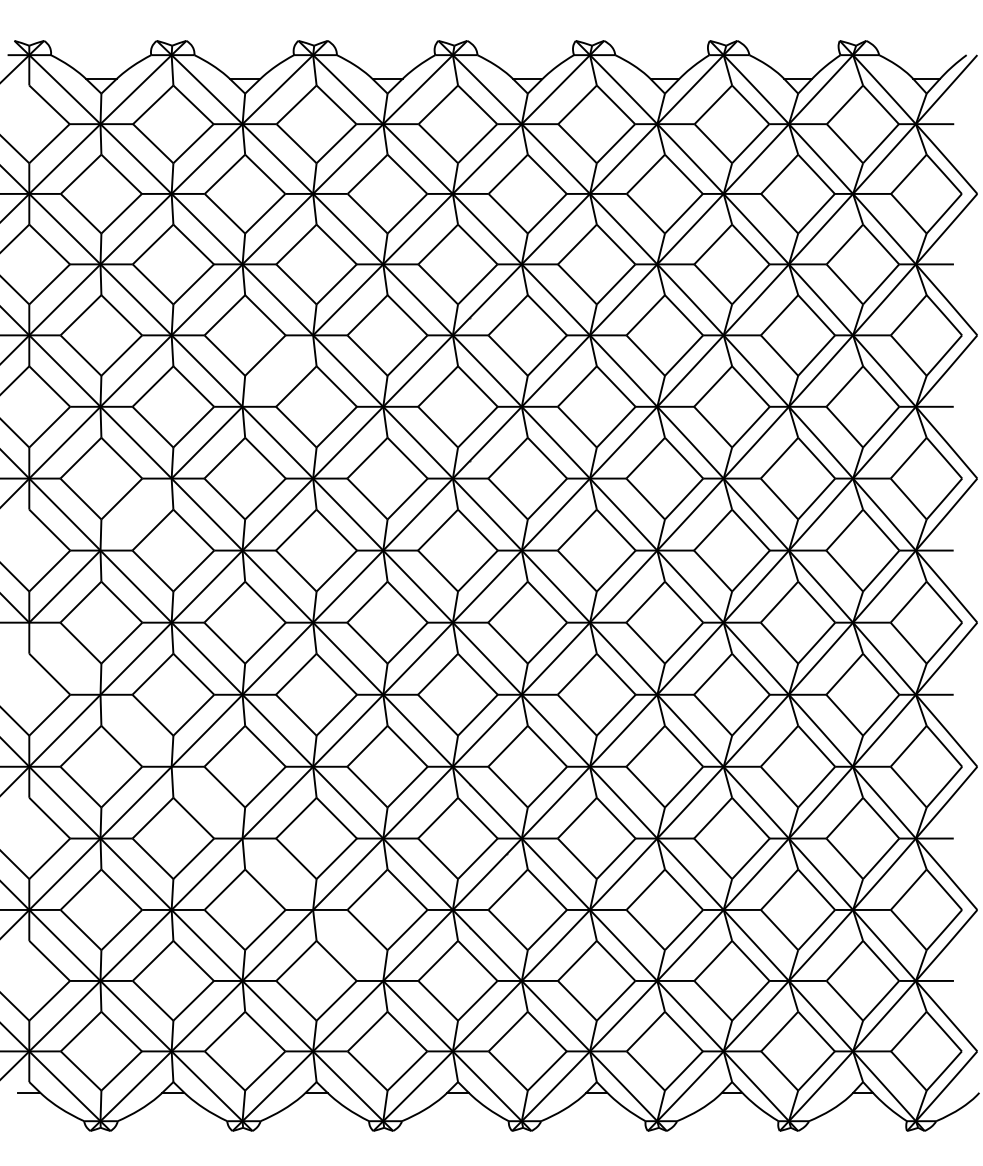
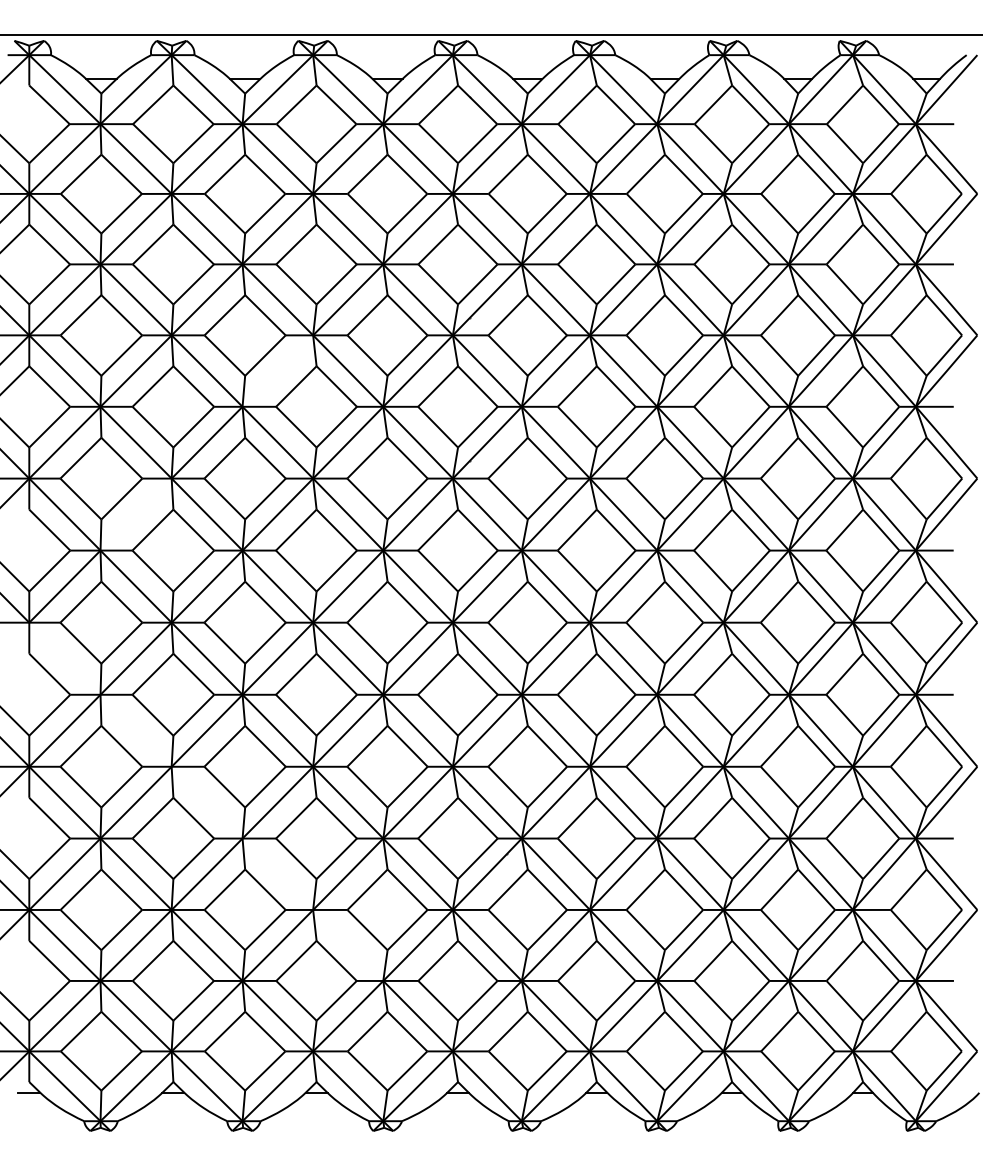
line: none -> present (490, 34)
